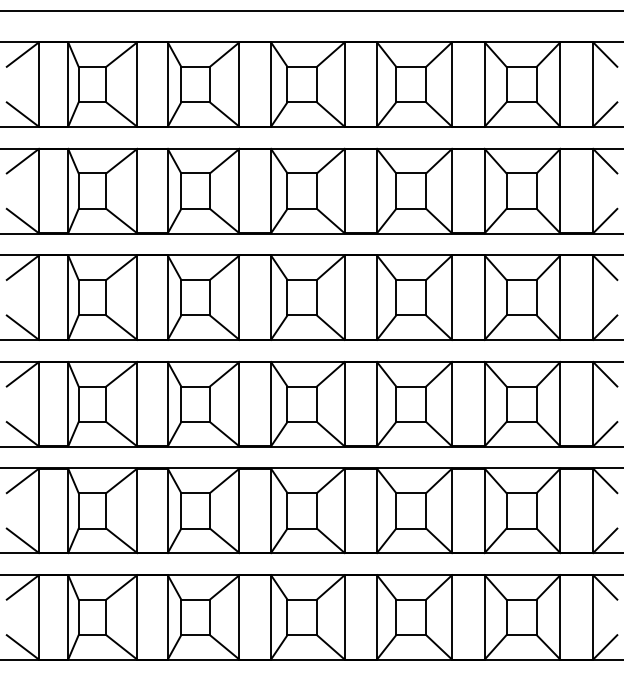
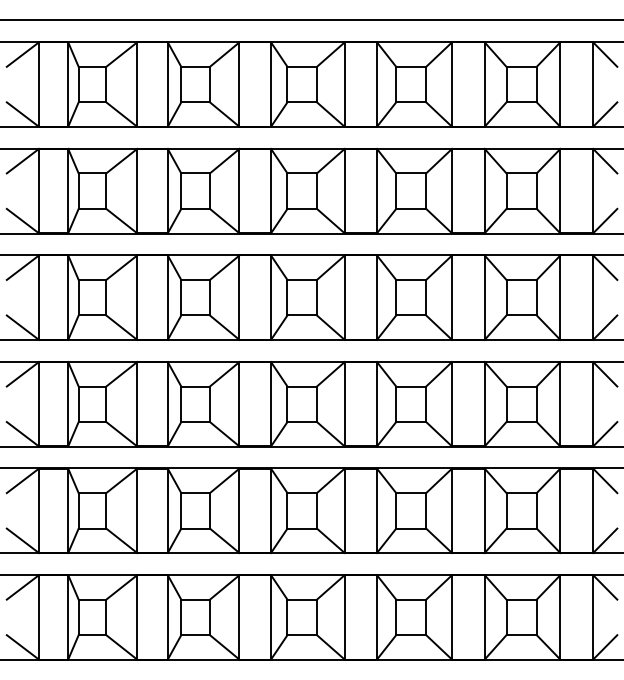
line position: (311, 11) -> (311, 20) (311, 20)
